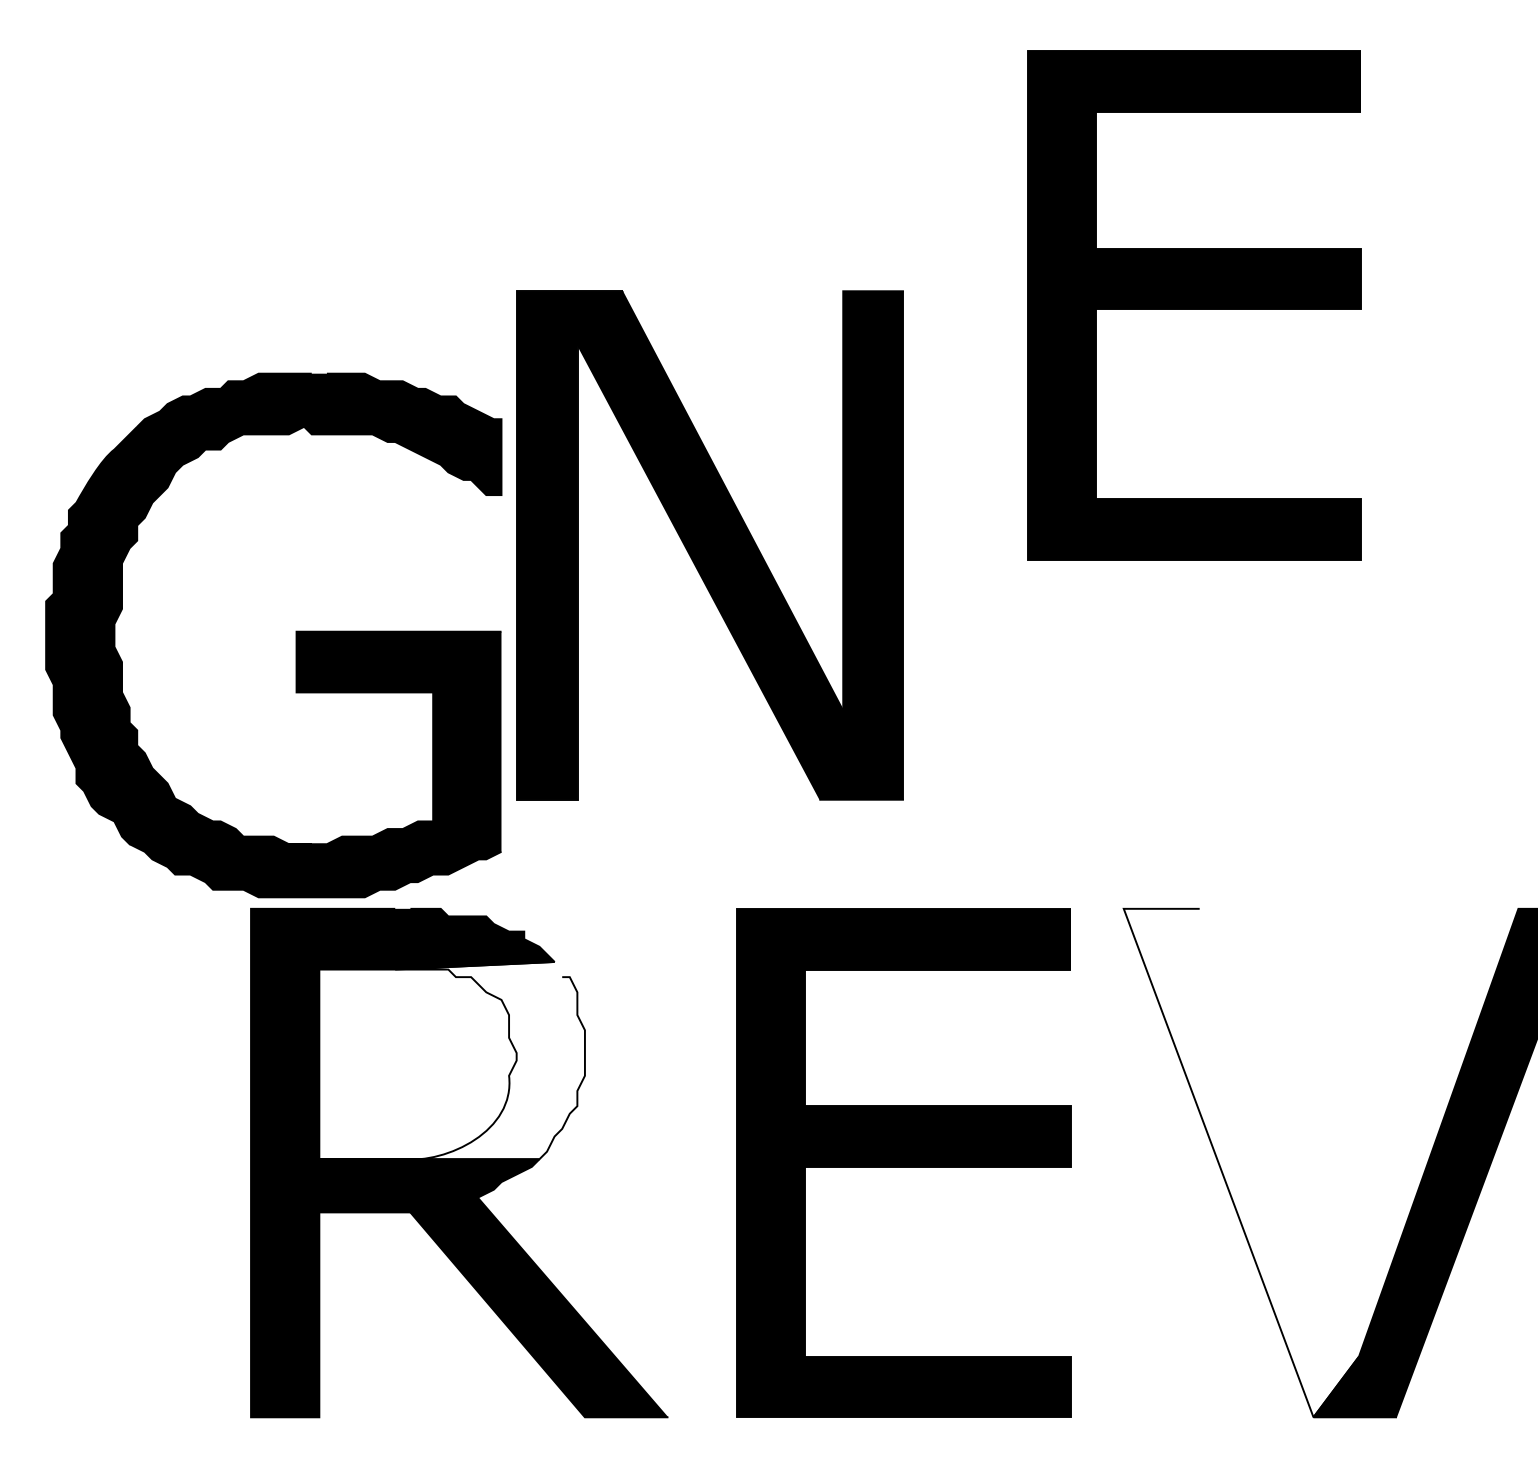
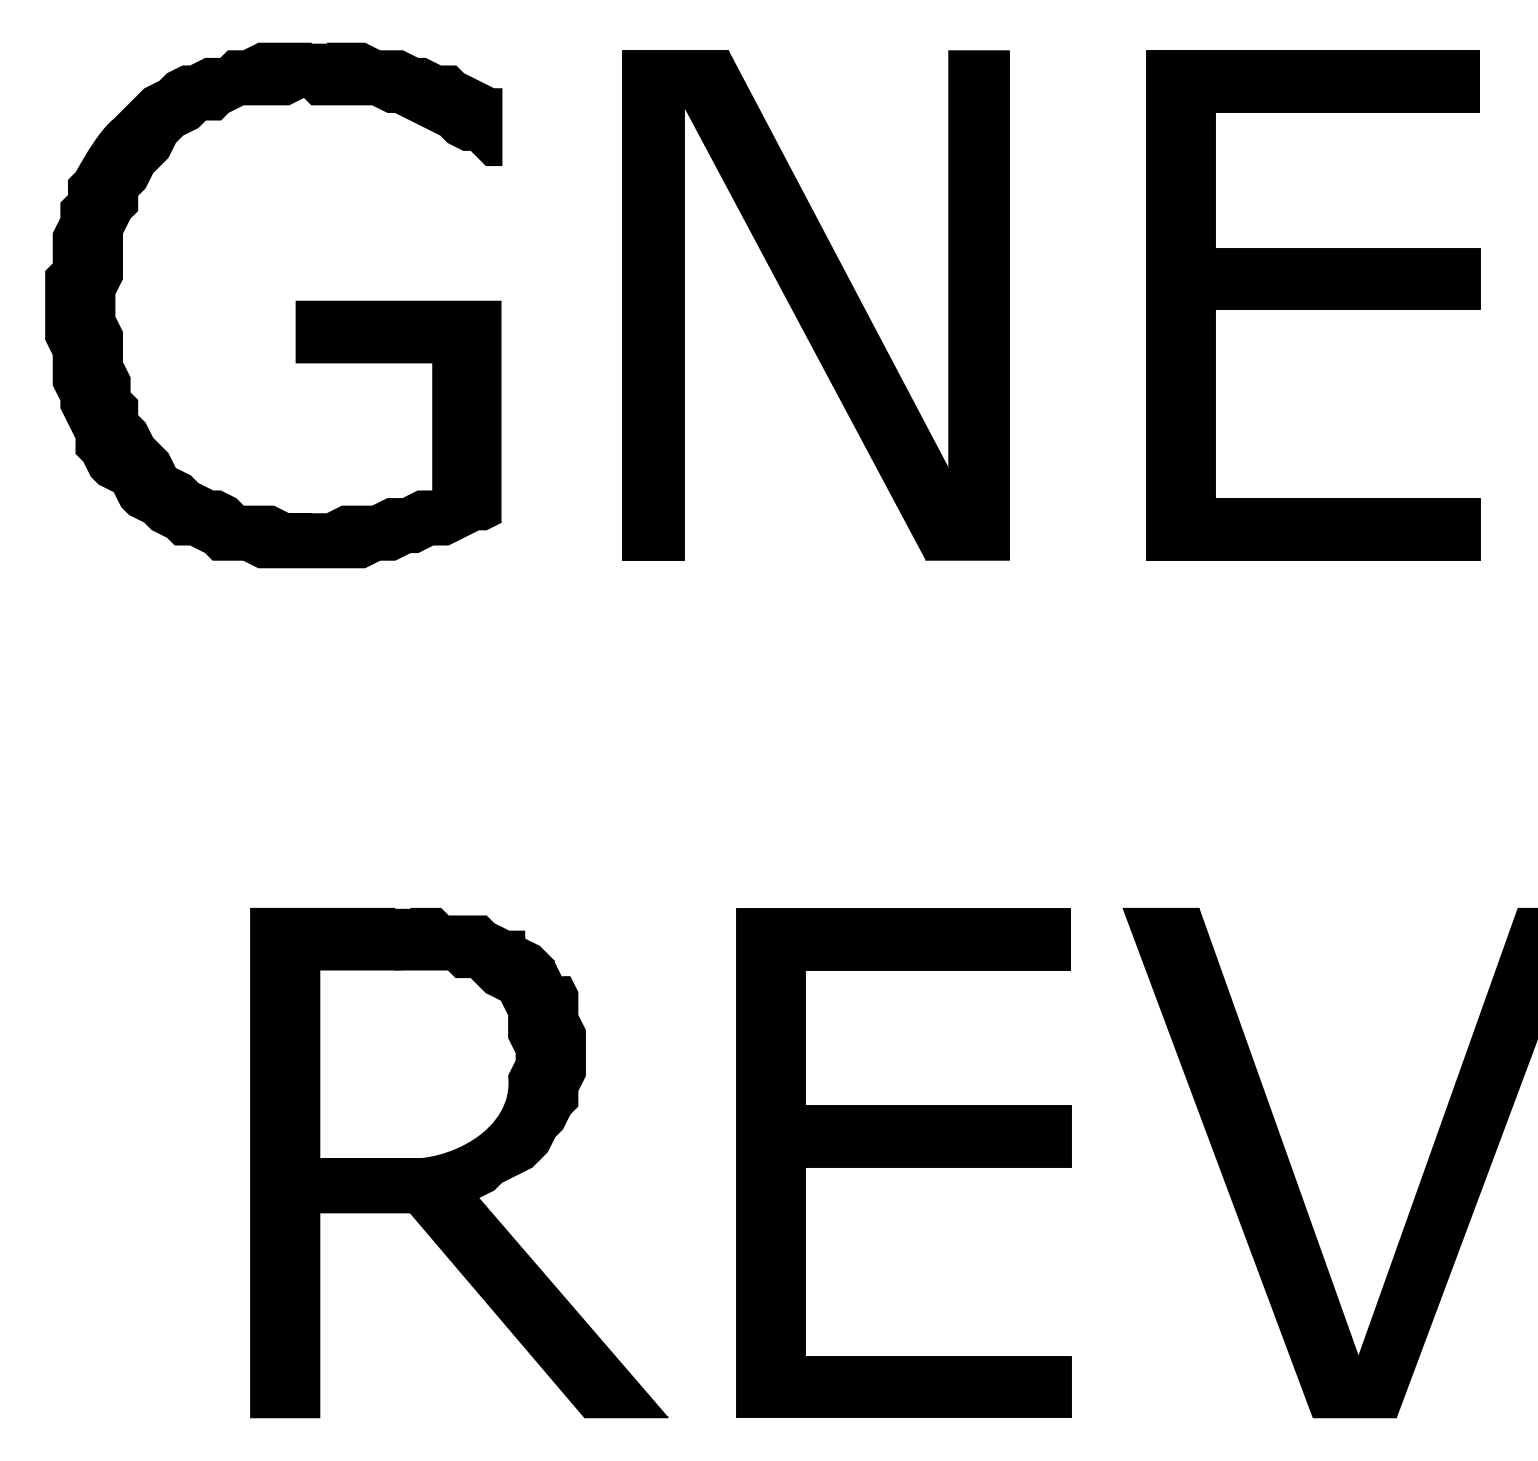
part position: (1194, 305) -> (1313, 305) (1313, 305)
part position: (709, 545) -> (815, 305) (815, 305)
part position: (295, 635) -> (295, 305) (295, 305)
fill: none -> present (451, 1060)
fill: none -> present (1241, 1162)
